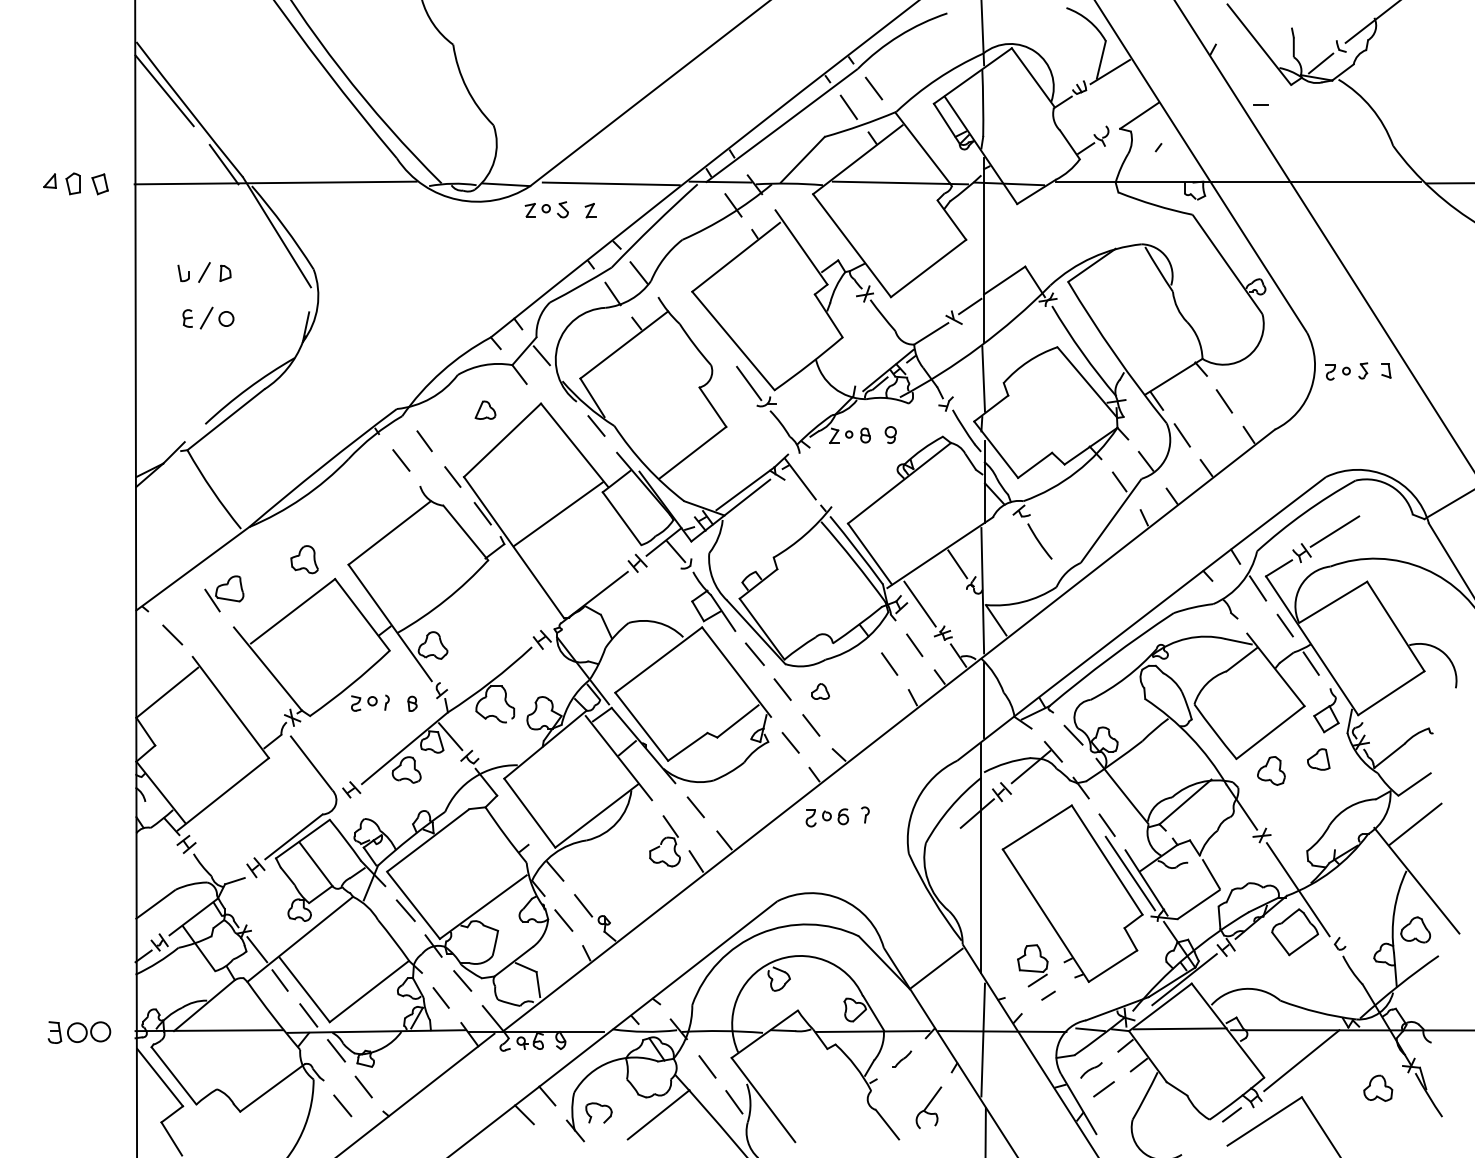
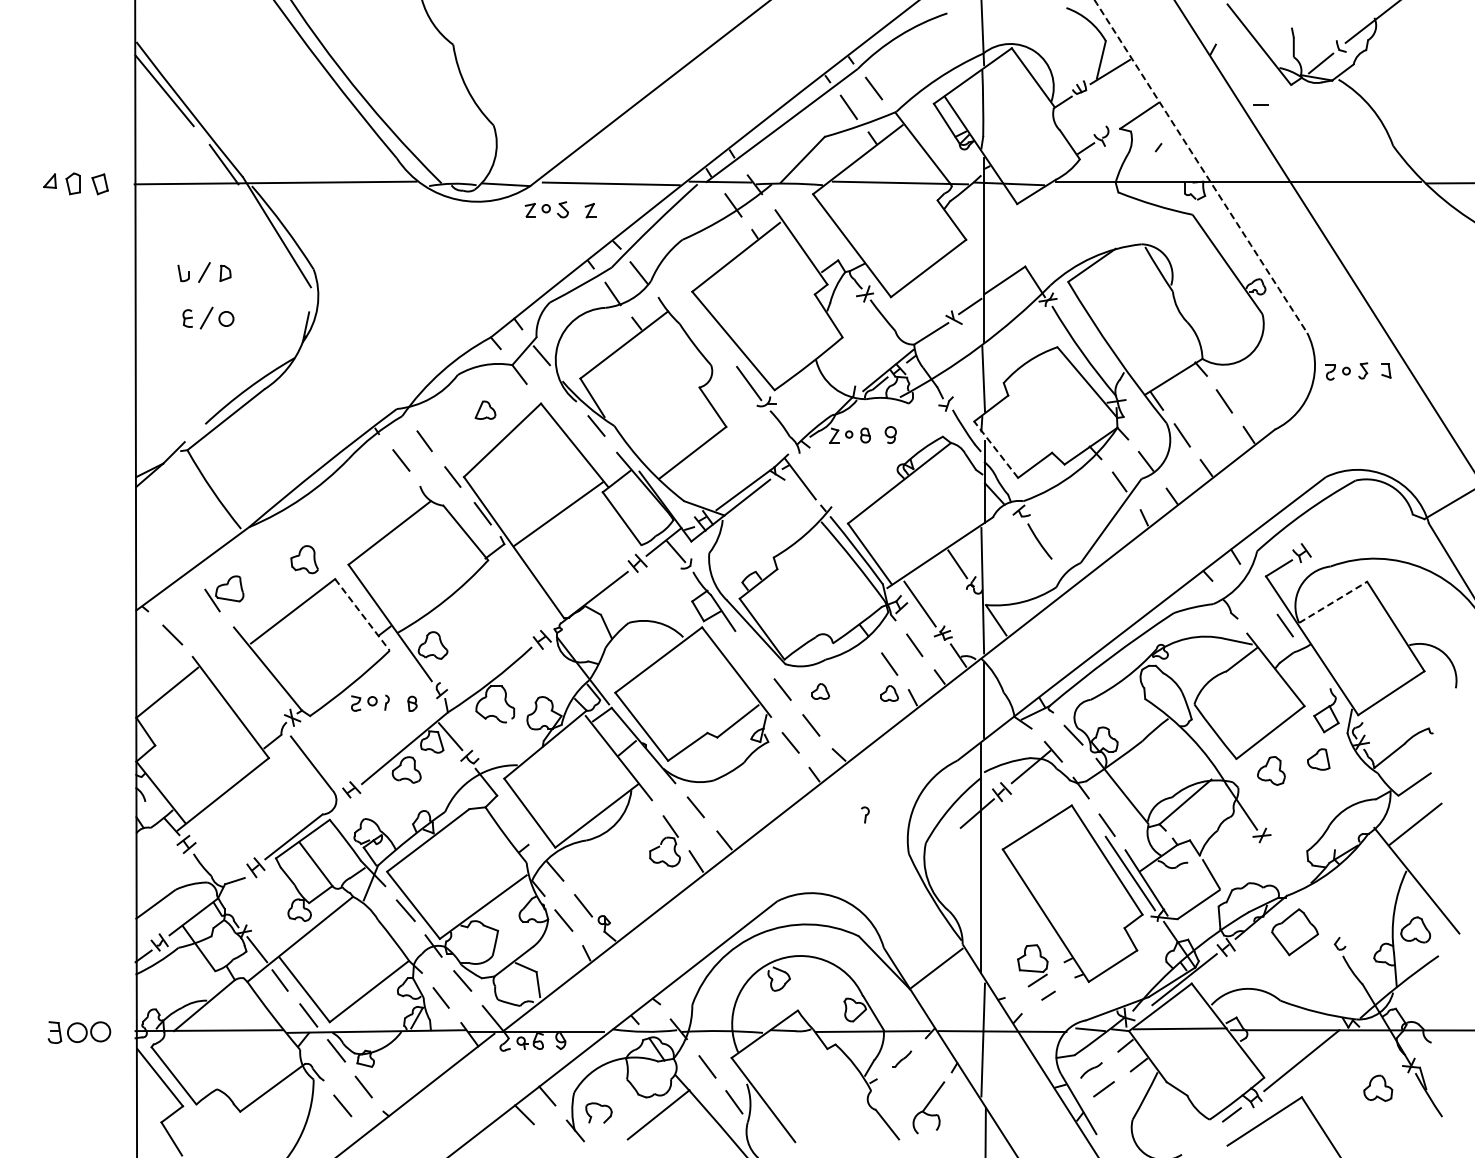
arc: solid -> dashed (1200, 166)
line: solid -> dashed (996, 449)
line: present -> none (1334, 531)
line: present -> none (1257, 588)
line: solid -> dashed (1333, 602)
line: solid -> dashed (362, 615)
line: present -> none (754, 654)
line: present -> none (1310, 663)
part: none -> present (889, 693)
part: present -> none (827, 817)
line: present -> none (1297, 889)
part size: 28x44 px -> 34x54 px (928, 1107)
